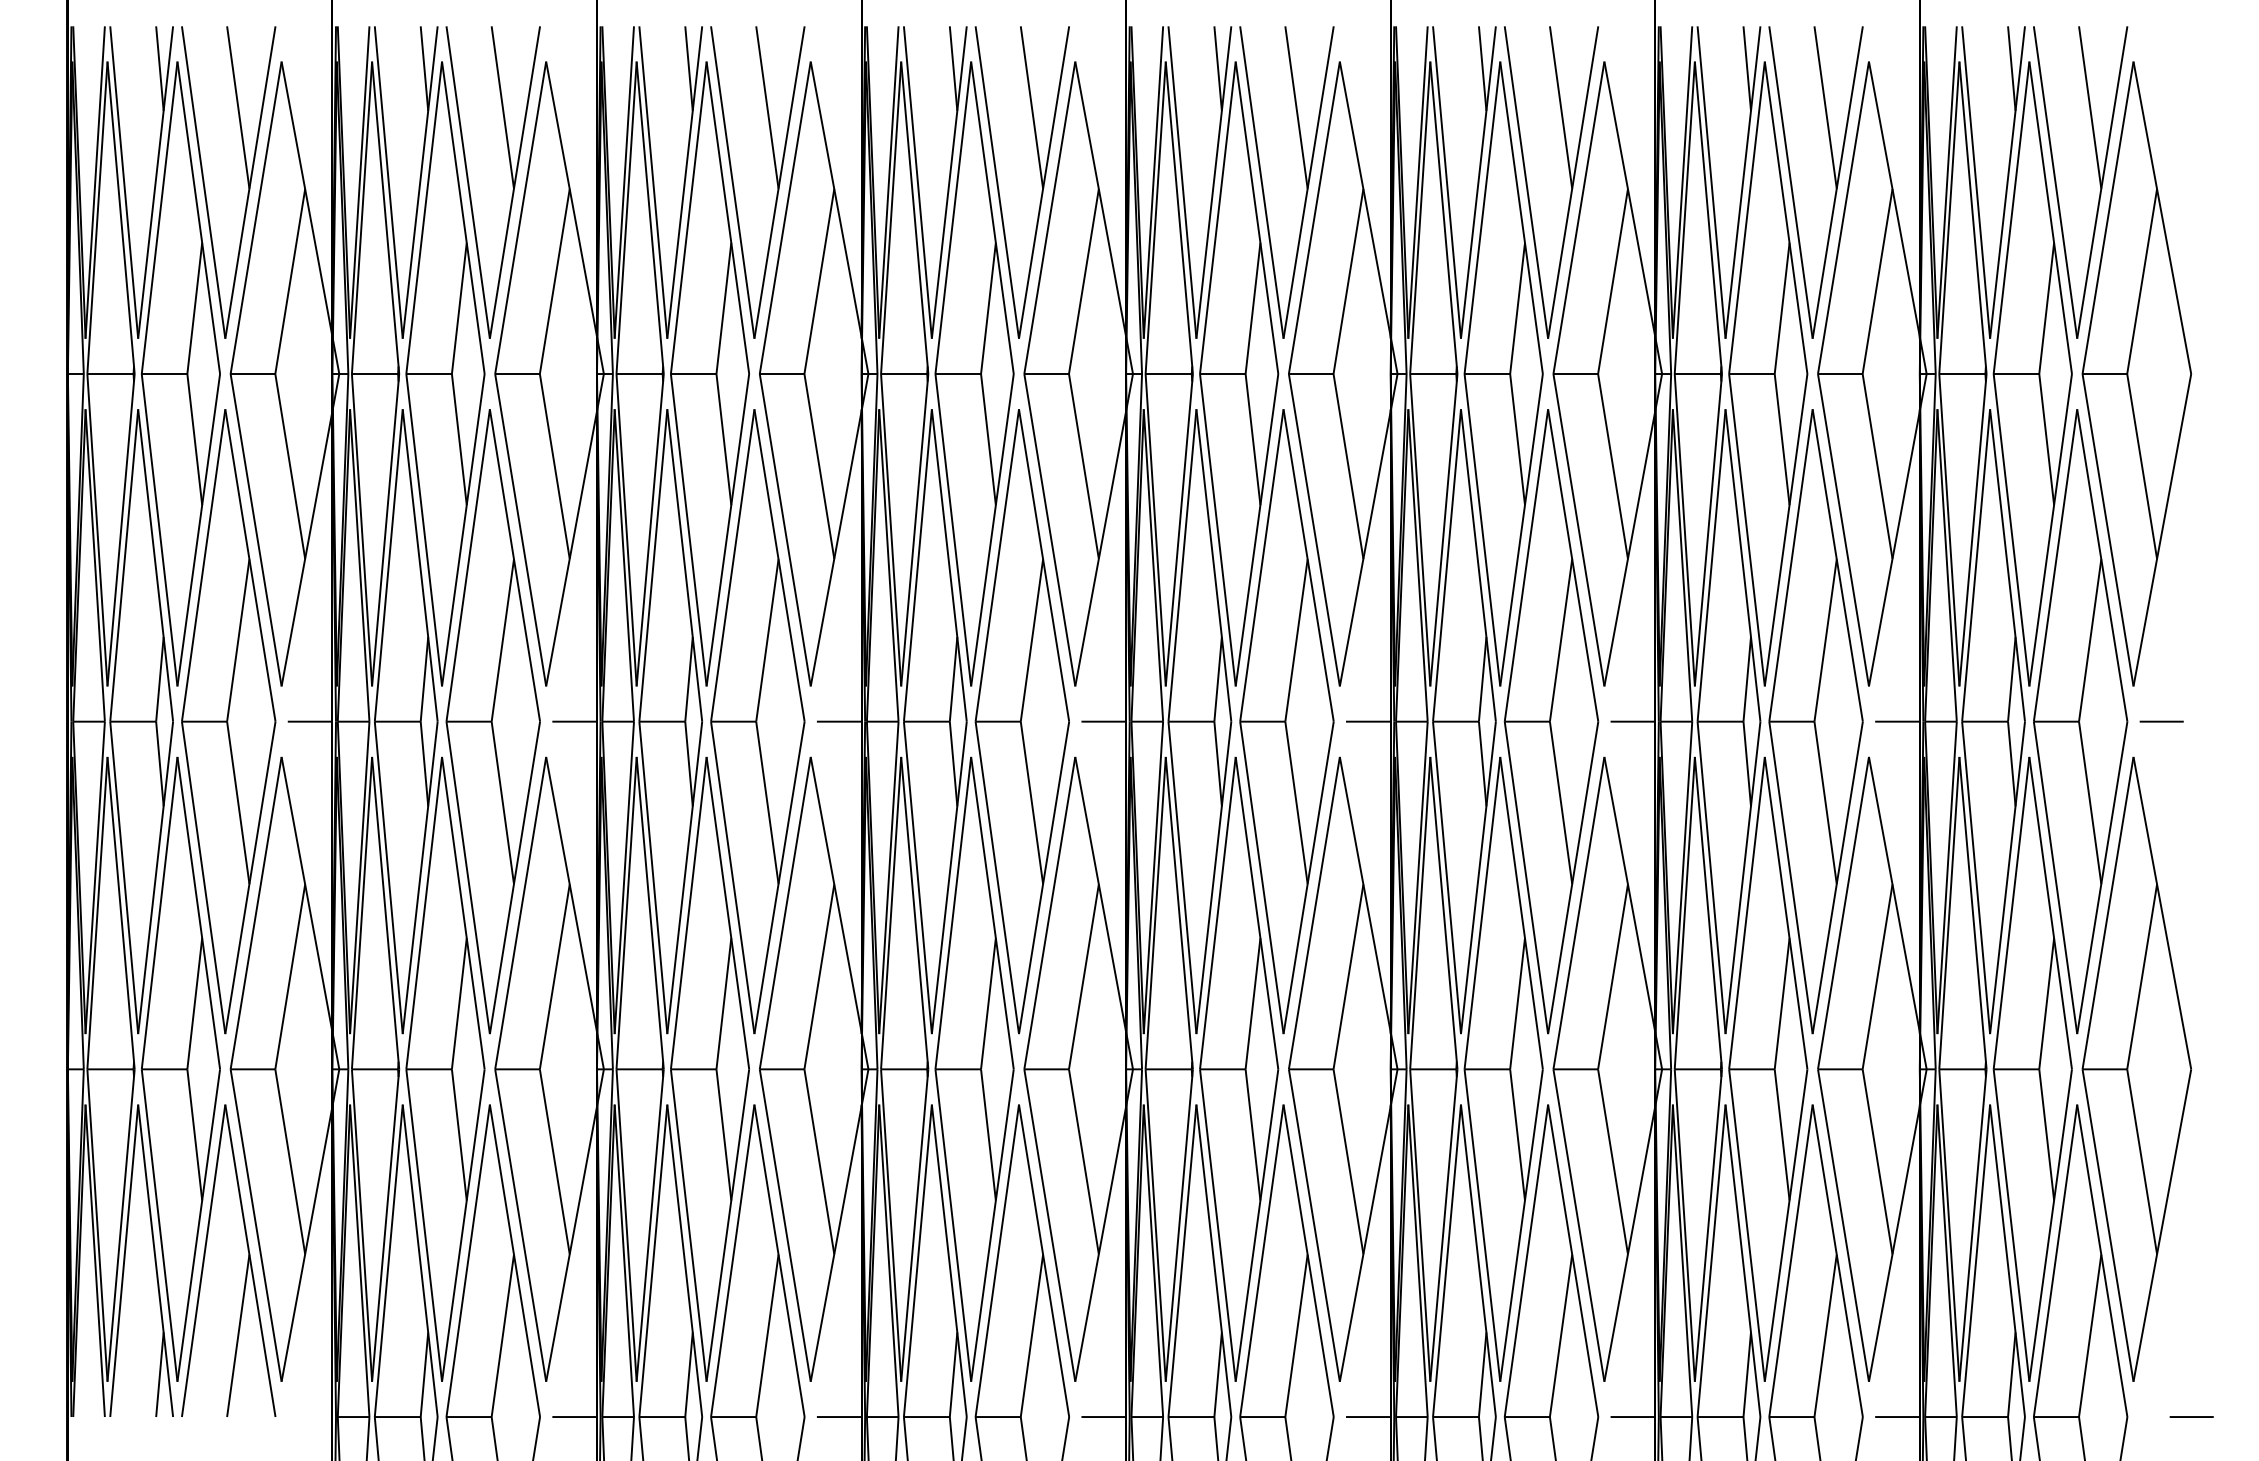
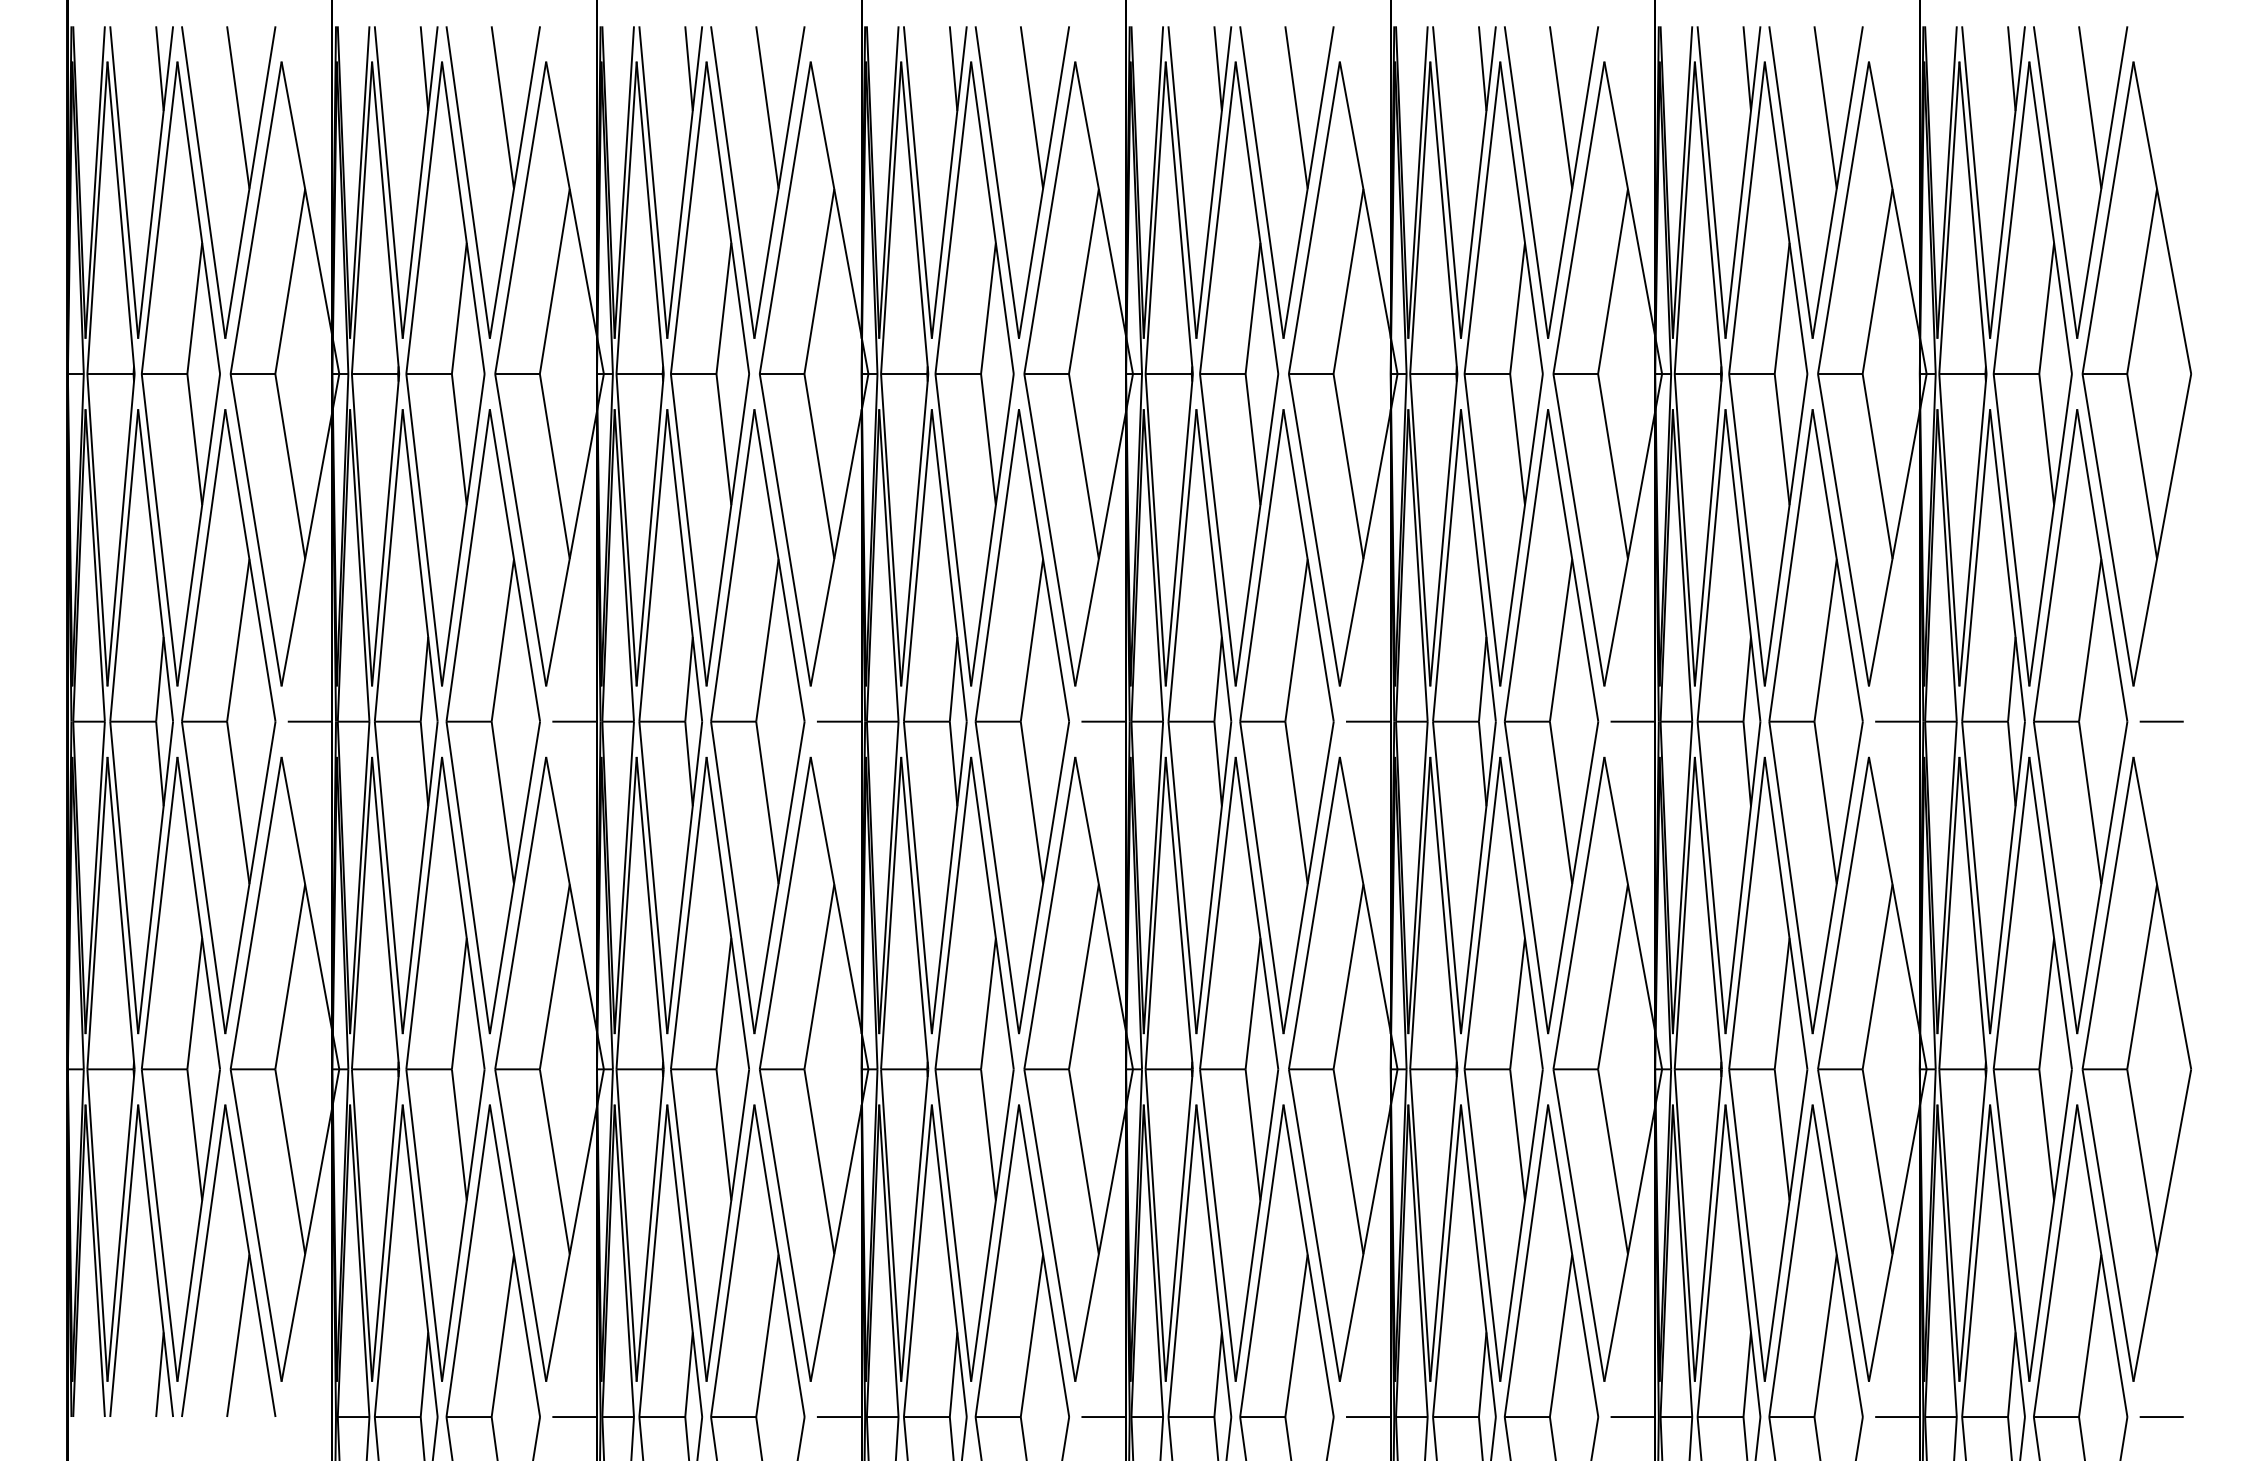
line position: (2191, 1416) -> (2161, 1416) (2161, 1416)
